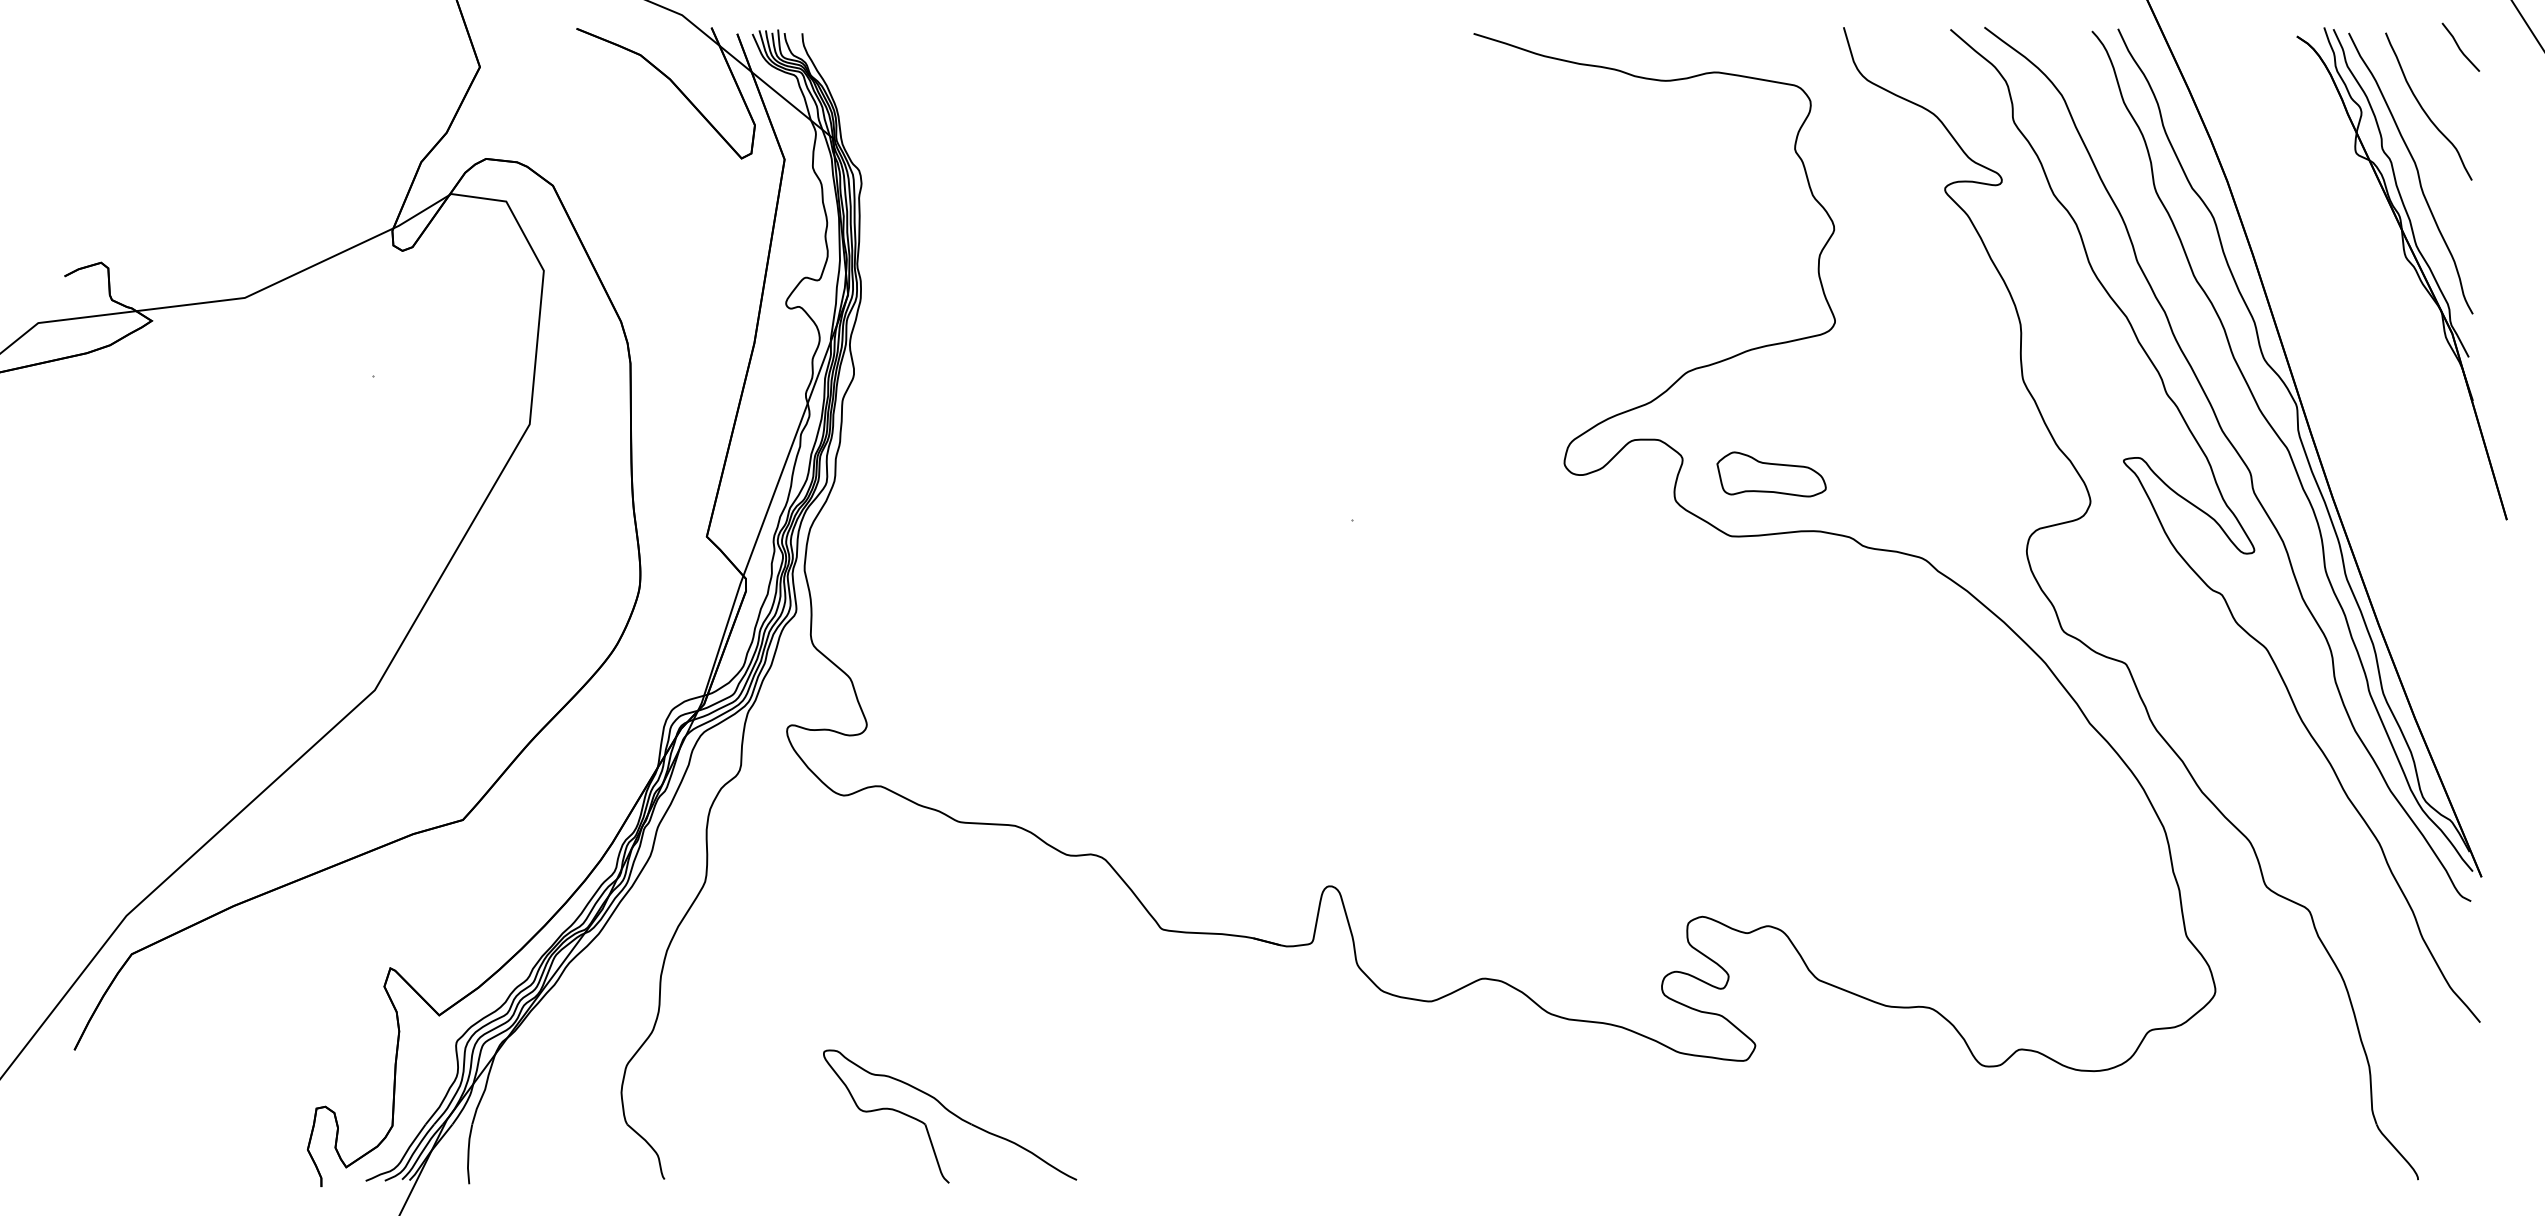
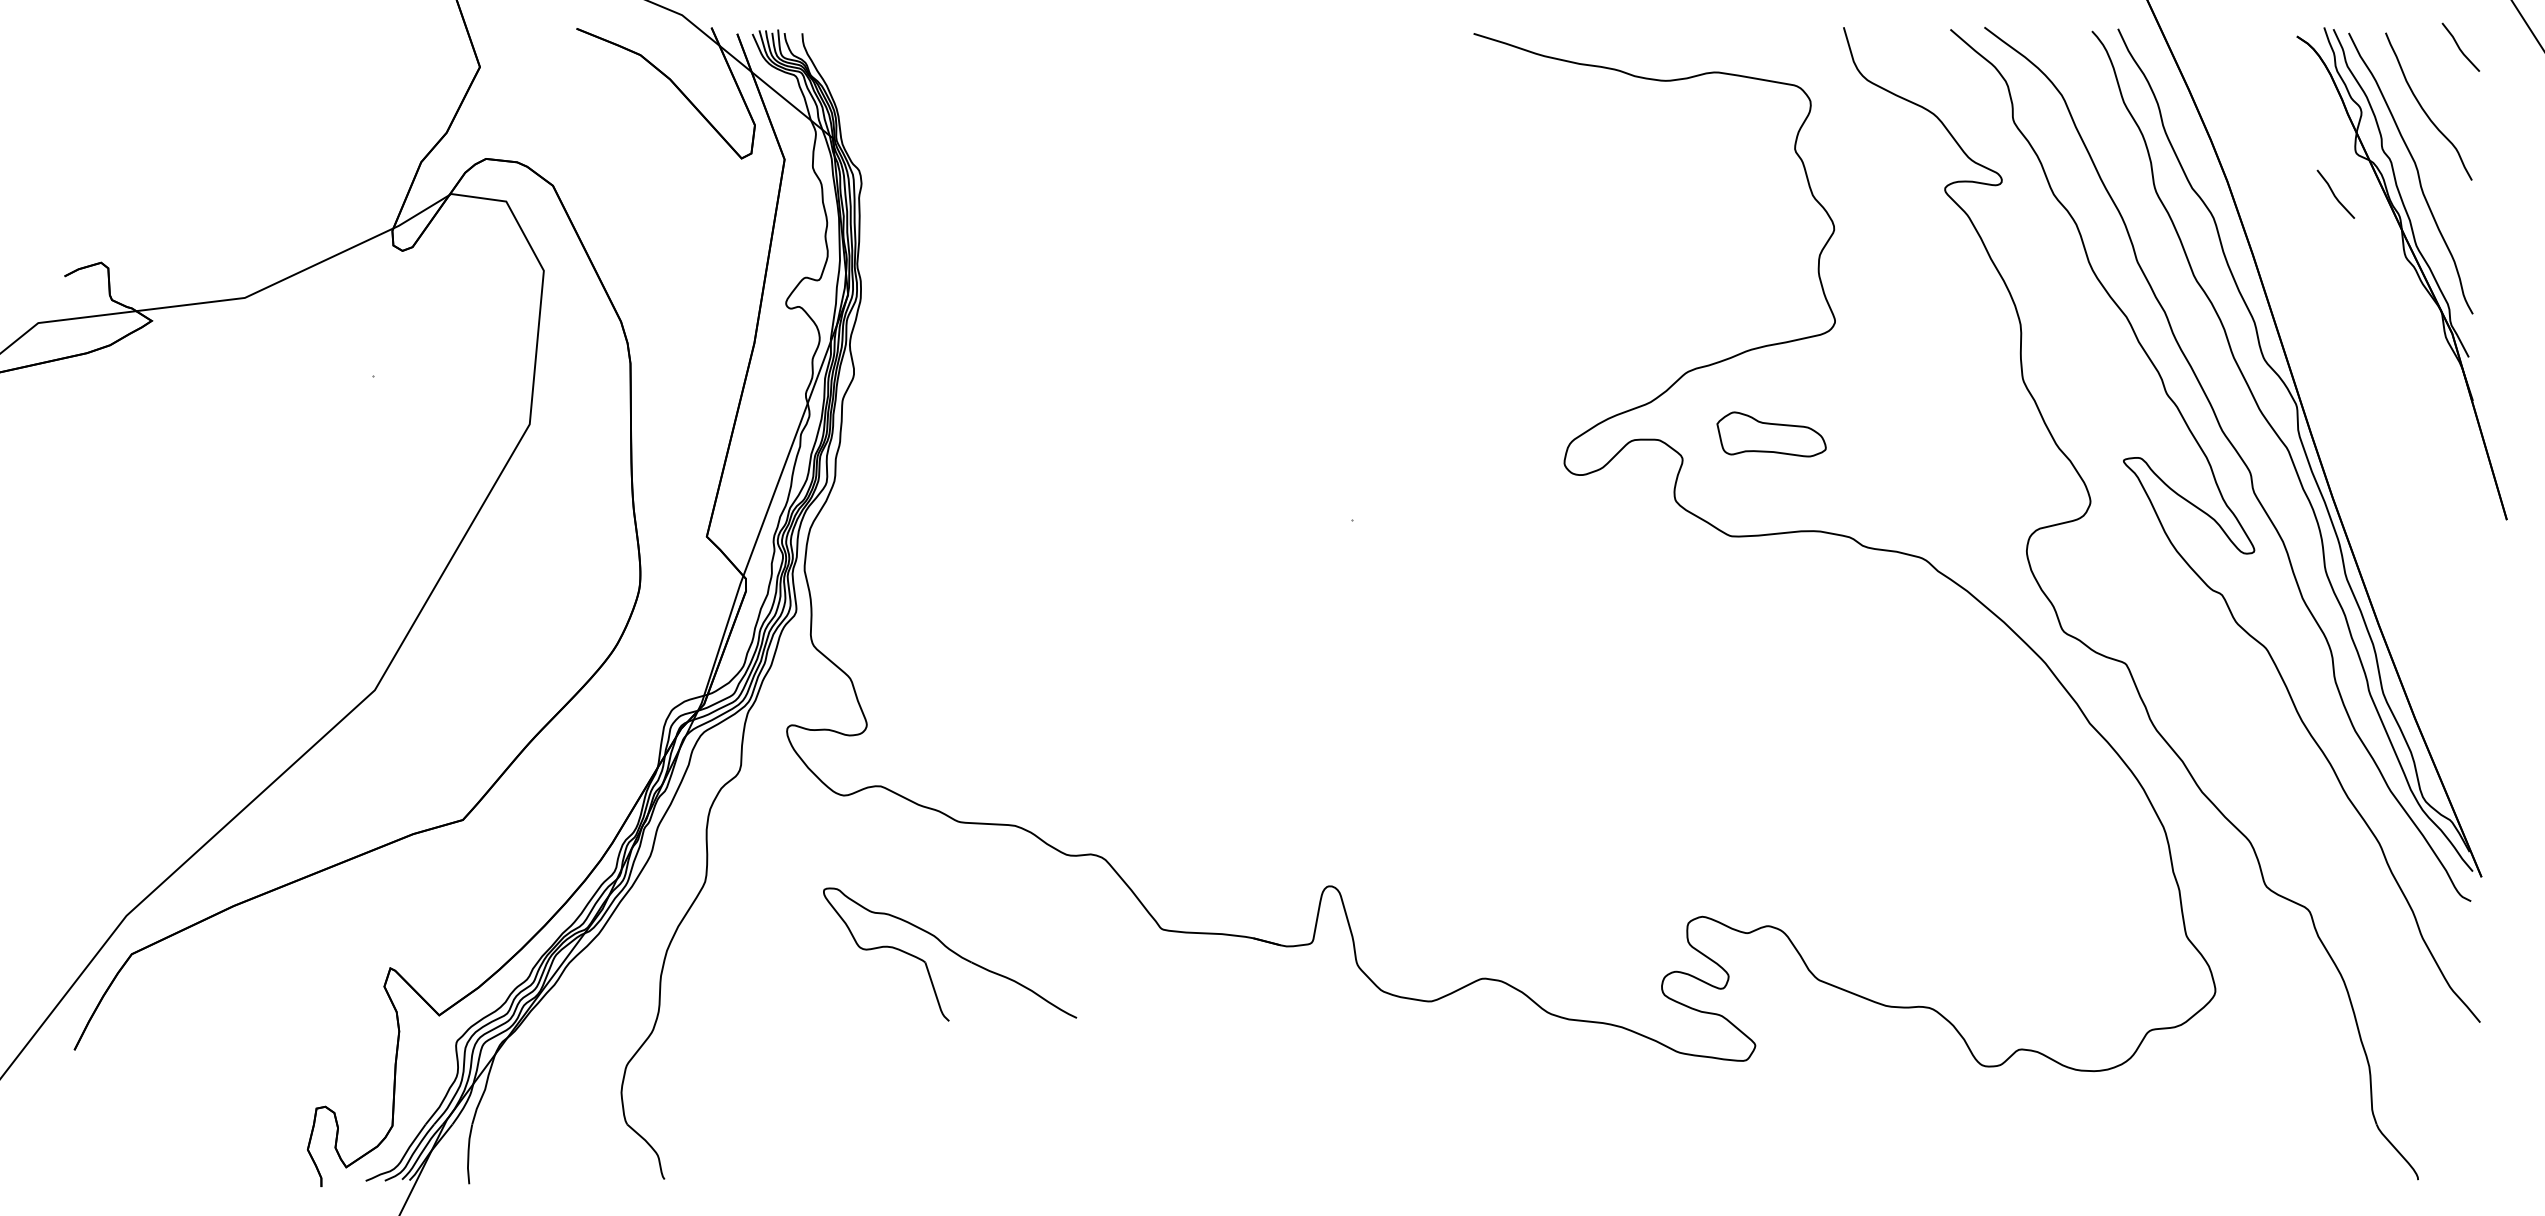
line: none -> present (2334, 193)
part position: (1771, 474) -> (1771, 434) (1771, 434)
part position: (950, 1116) -> (950, 954) (950, 954)
